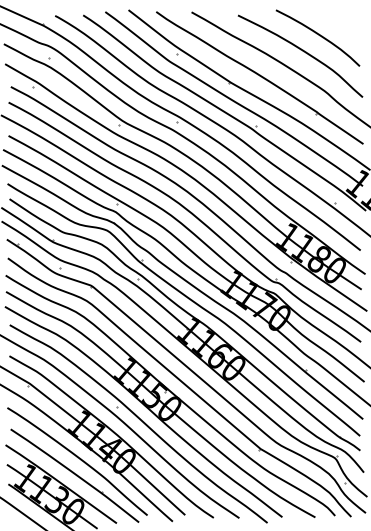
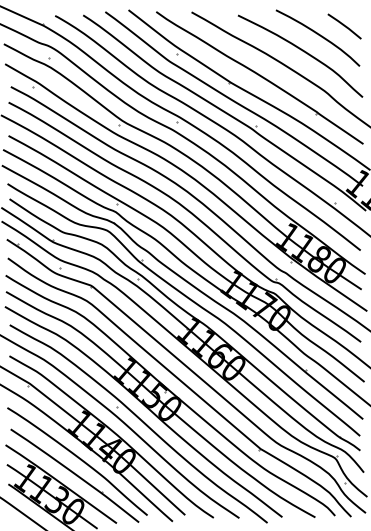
line: none -> present (344, 26)
